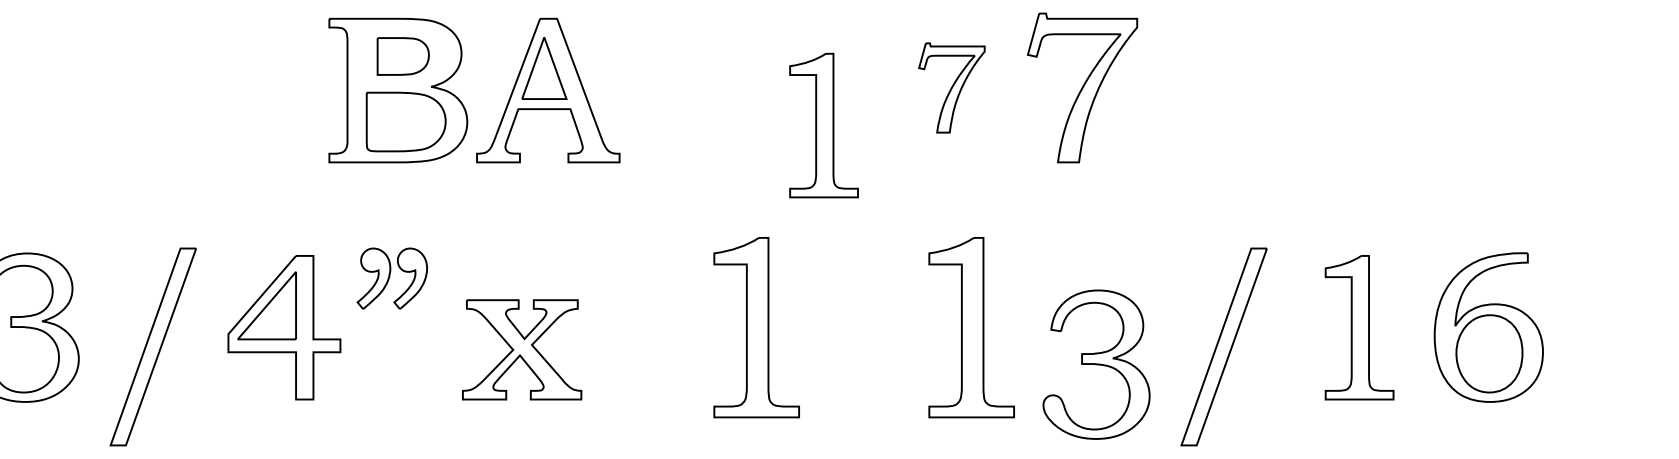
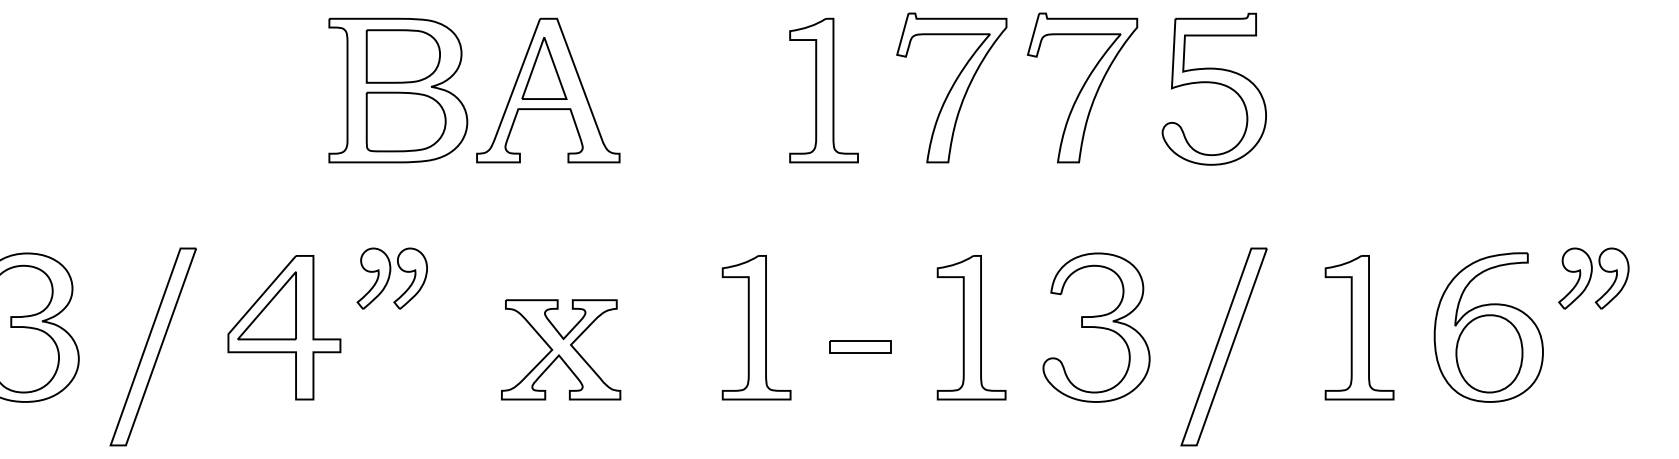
part size: 54x39 px -> 76x55 px (402, 56)
part size: 68x92 px -> 112x152 px (951, 87)
part: none -> present (1213, 88)
part position: (823, 125) -> (823, 90) (823, 90)
part: none -> present (1593, 278)
part size: 87x182 px -> 71x146 px (756, 327)
part size: 87x182 px -> 71x146 px (971, 327)
part: none -> present (860, 346)
part position: (522, 349) -> (561, 349) (561, 349)
part position: (1096, 364) -> (1096, 327) (1096, 327)
